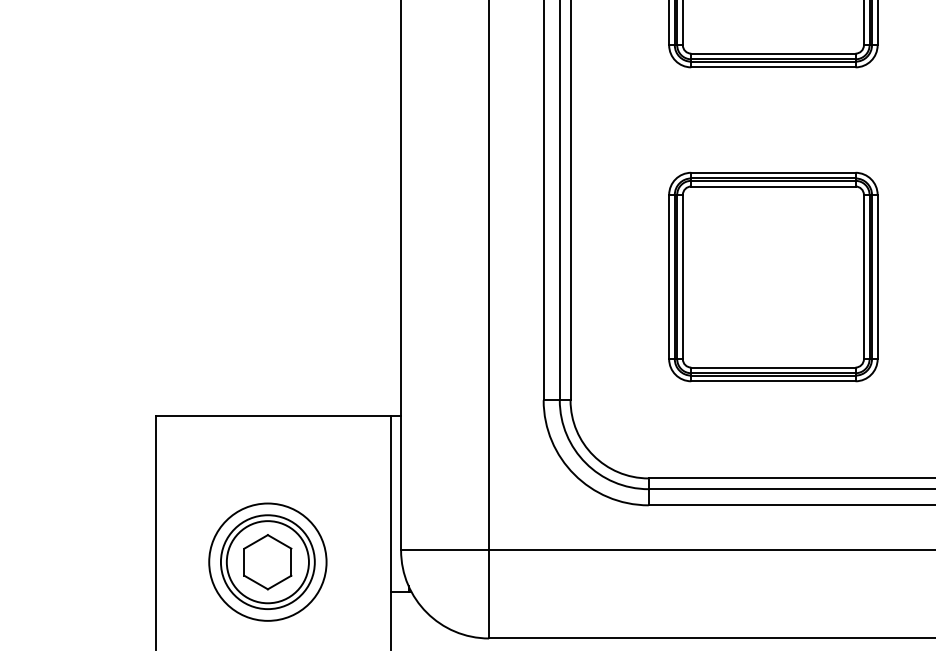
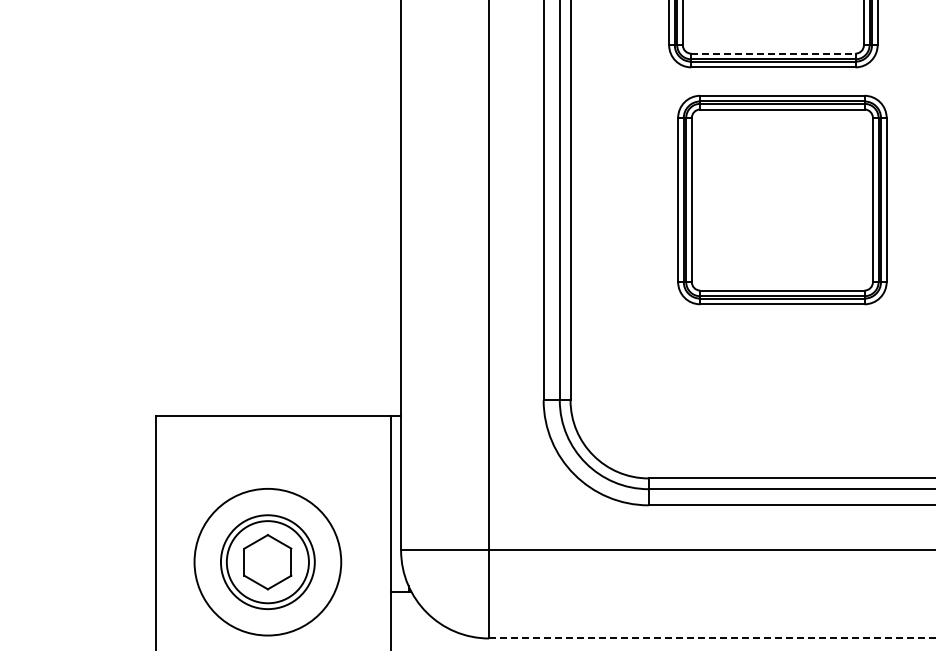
line: solid -> dashed (773, 53)
part position: (773, 276) -> (782, 199) (782, 199)
circle diameter: 117 px -> 147 px (267, 561)
line: solid -> dashed (713, 638)
